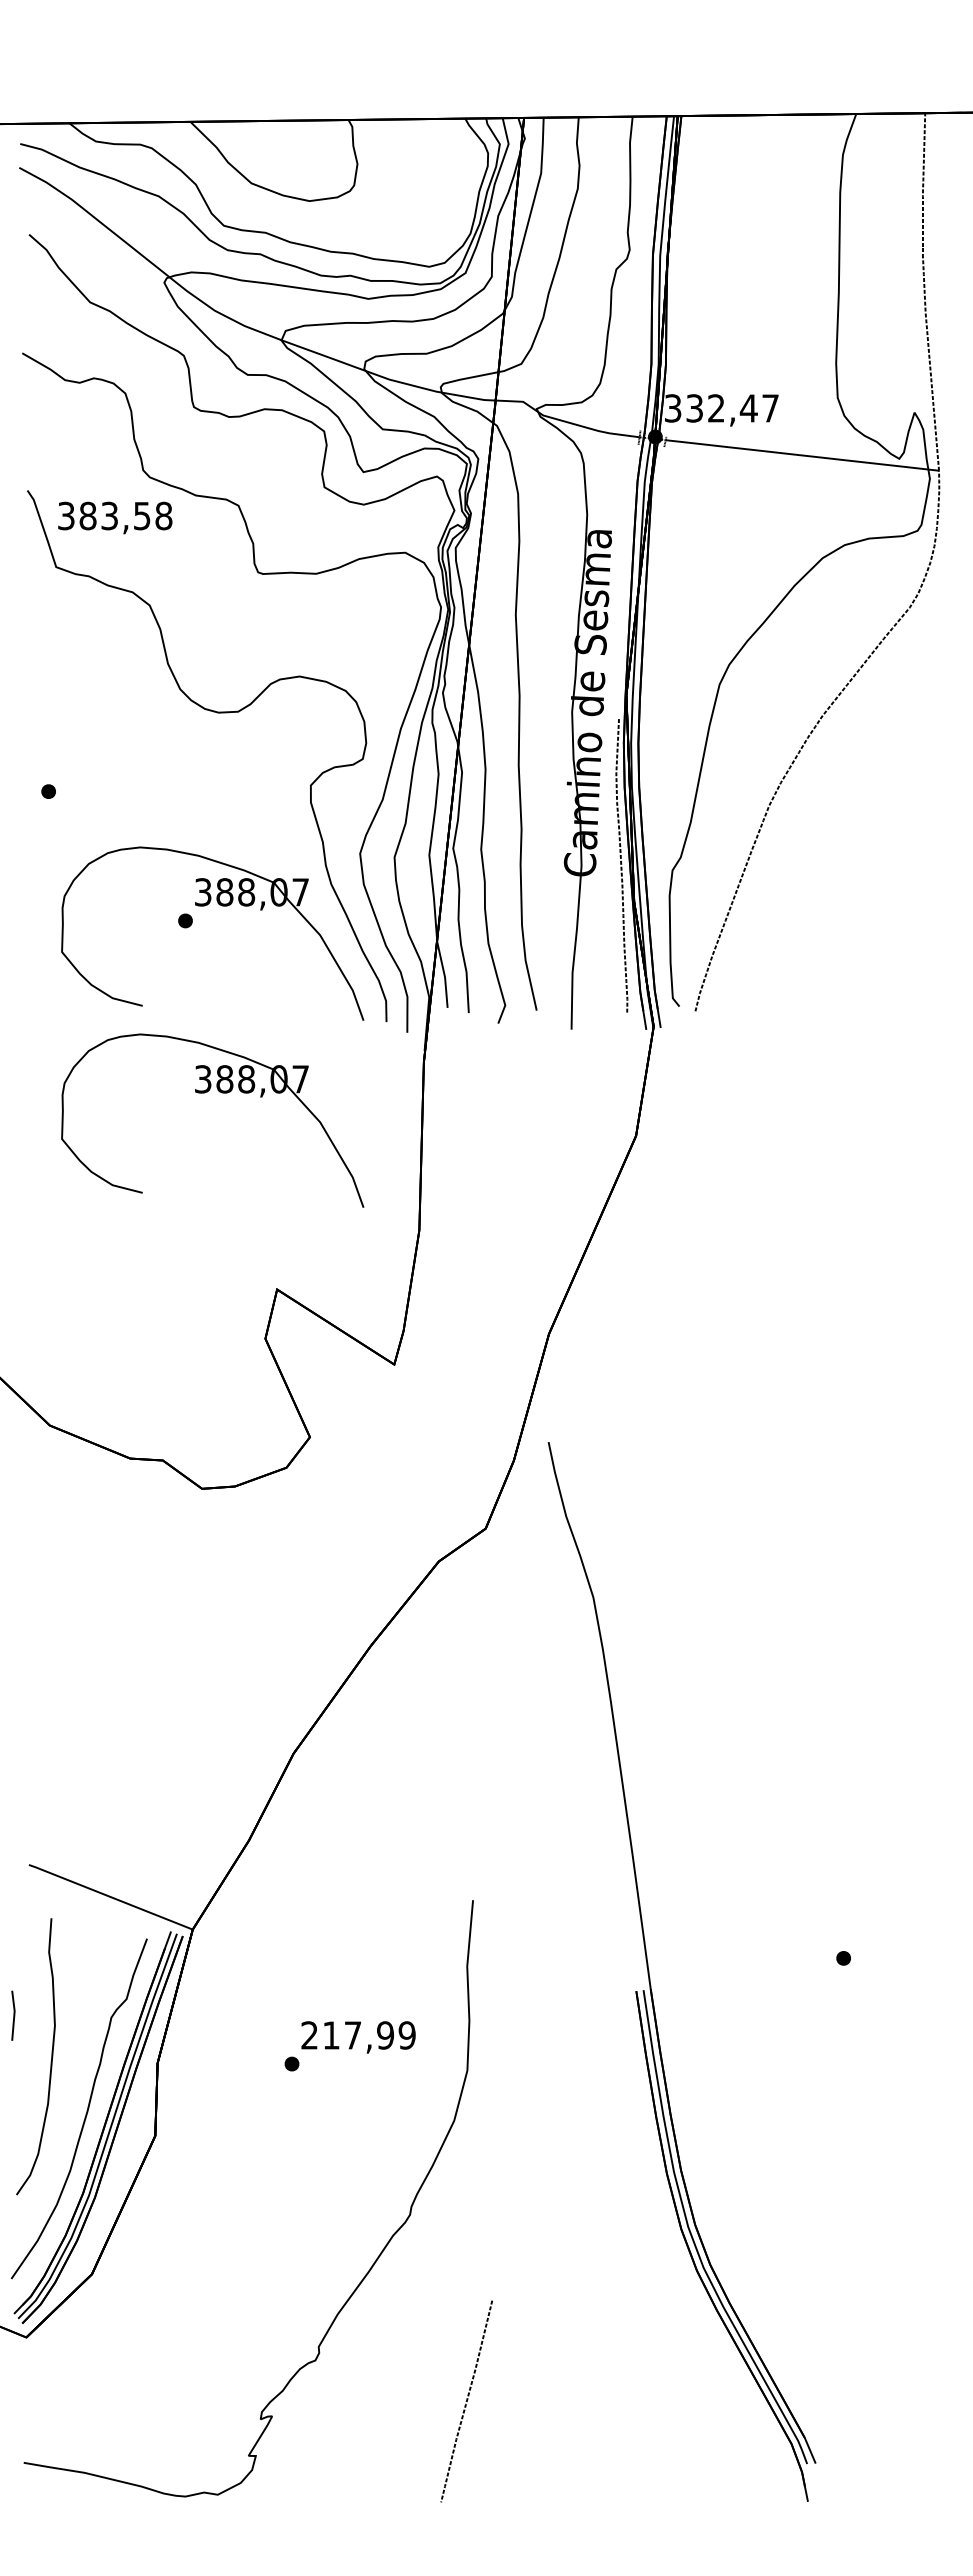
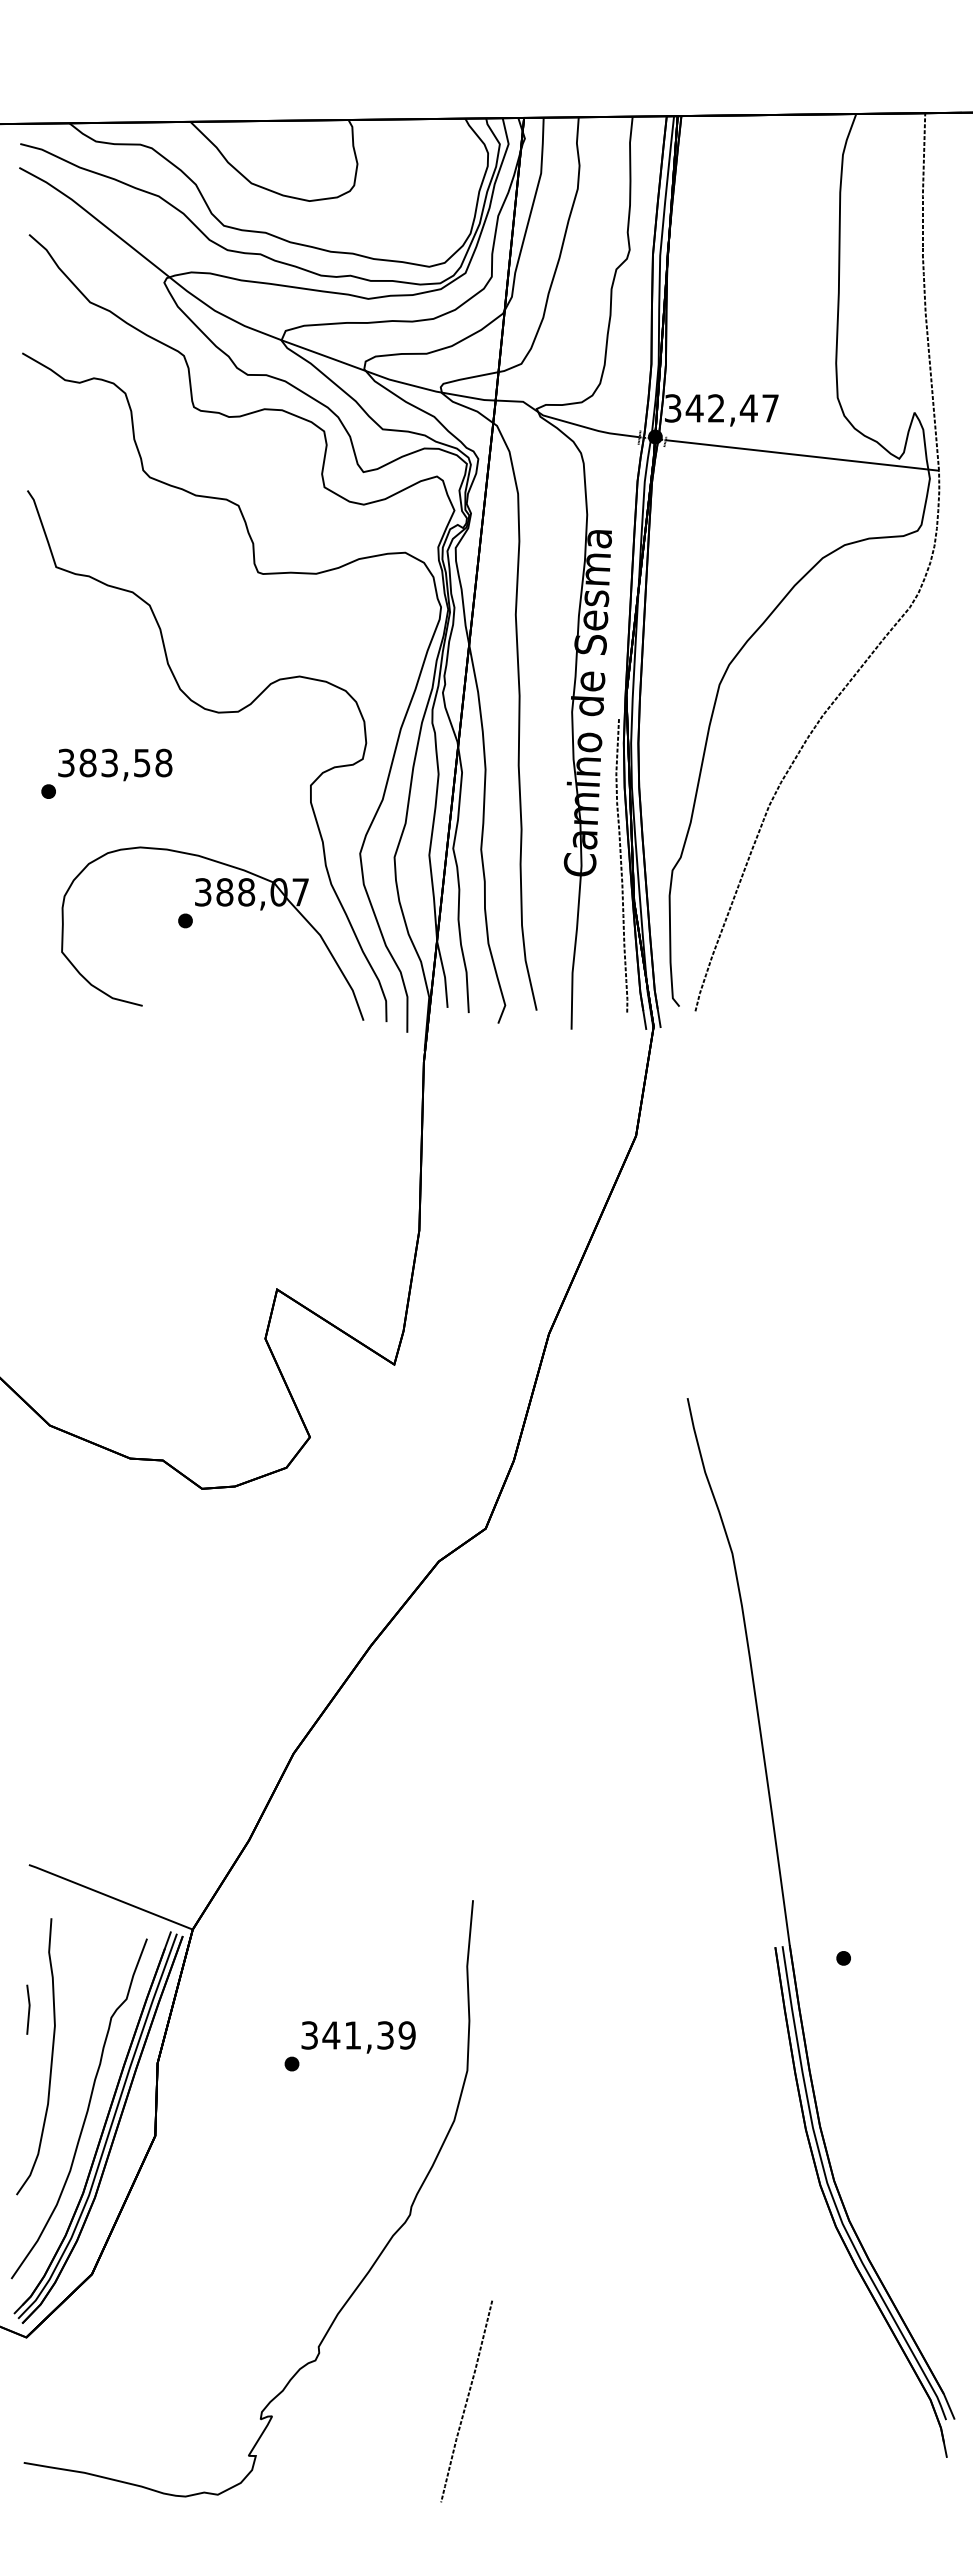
text: 332,47 -> 342,47 (694, 408)
text position: (115, 517) -> (115, 764) (115, 764)
part: present -> none (204, 1093)
part position: (650, 1977) -> (789, 1933) (789, 1933)
part position: (13, 2015) -> (28, 2009) (28, 2009)
text: 217,99 -> 341,39 (347, 2035)
